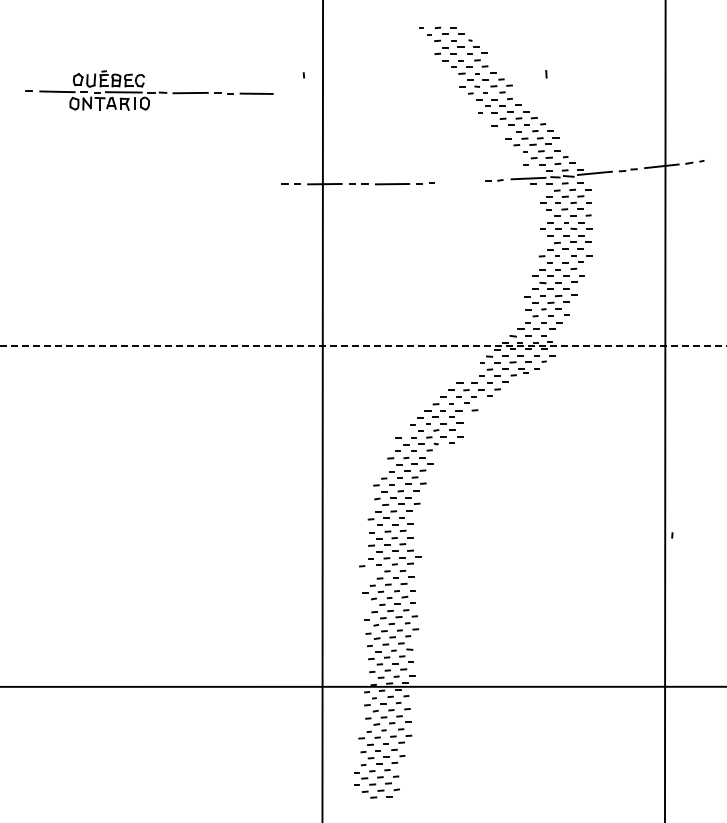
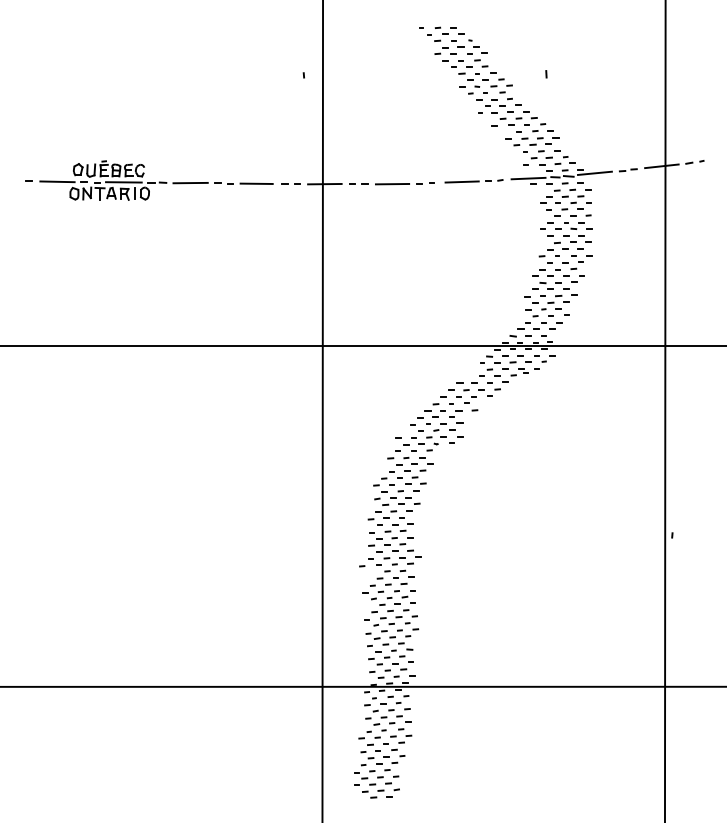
part position: (149, 90) -> (149, 180) (149, 180)
line: none -> present (461, 181)
line: dashed -> solid (363, 346)
